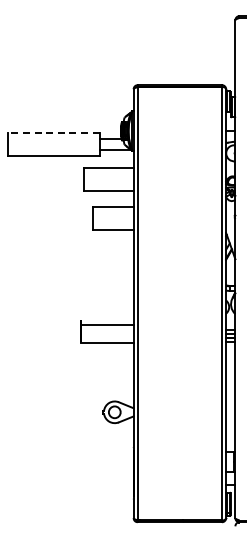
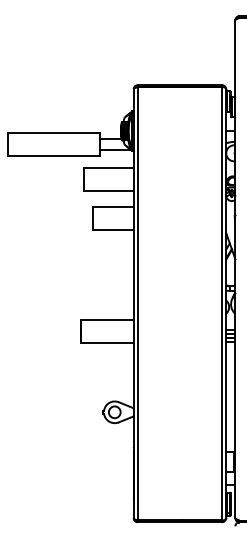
line: dashed -> solid (53, 133)
line position: (106, 325) -> (106, 320) (106, 320)
